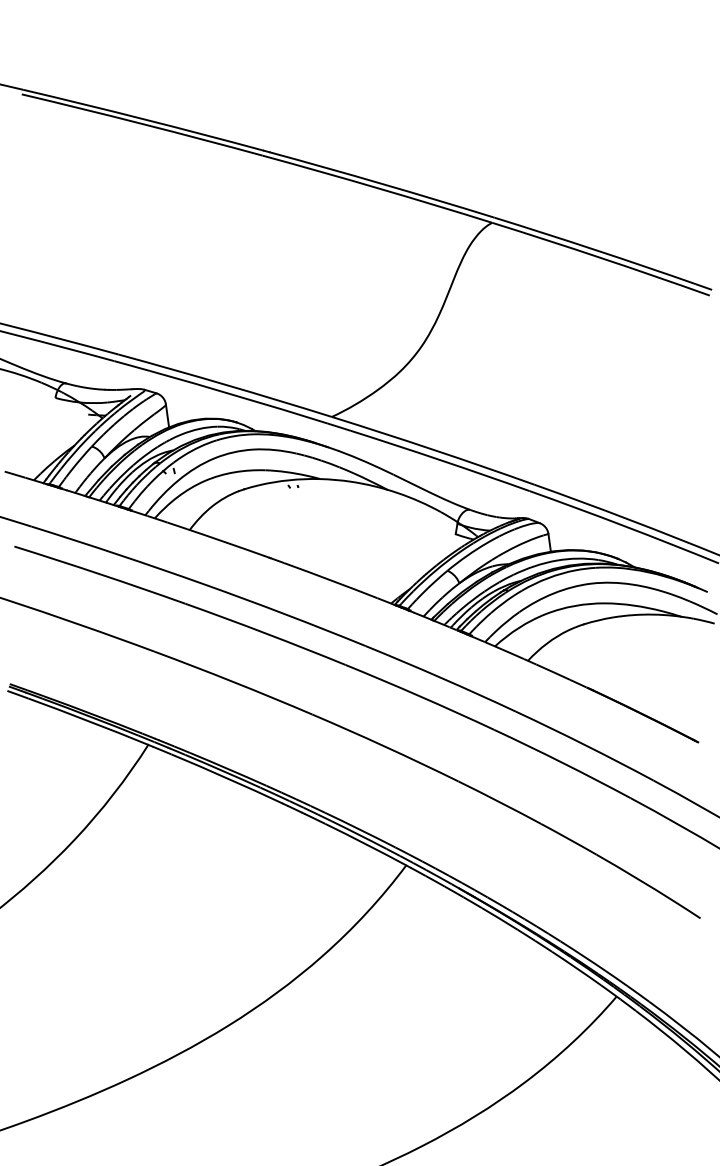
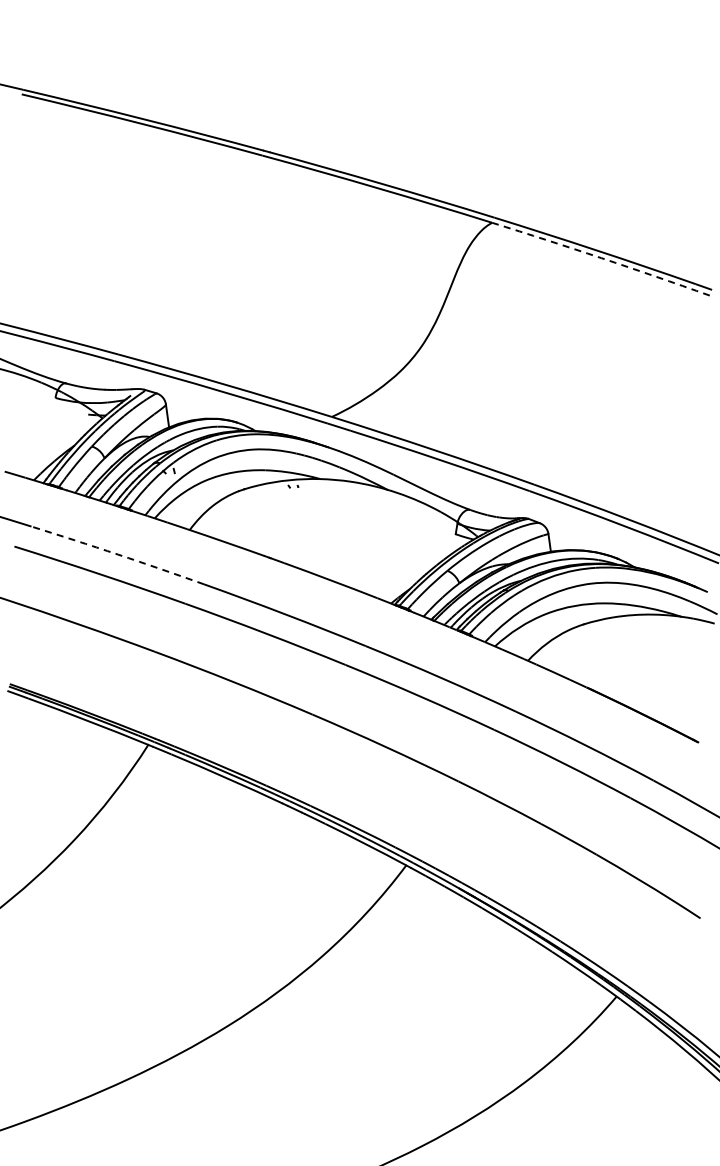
arc: solid -> dashed (601, 258)
arc: solid -> dashed (118, 554)
